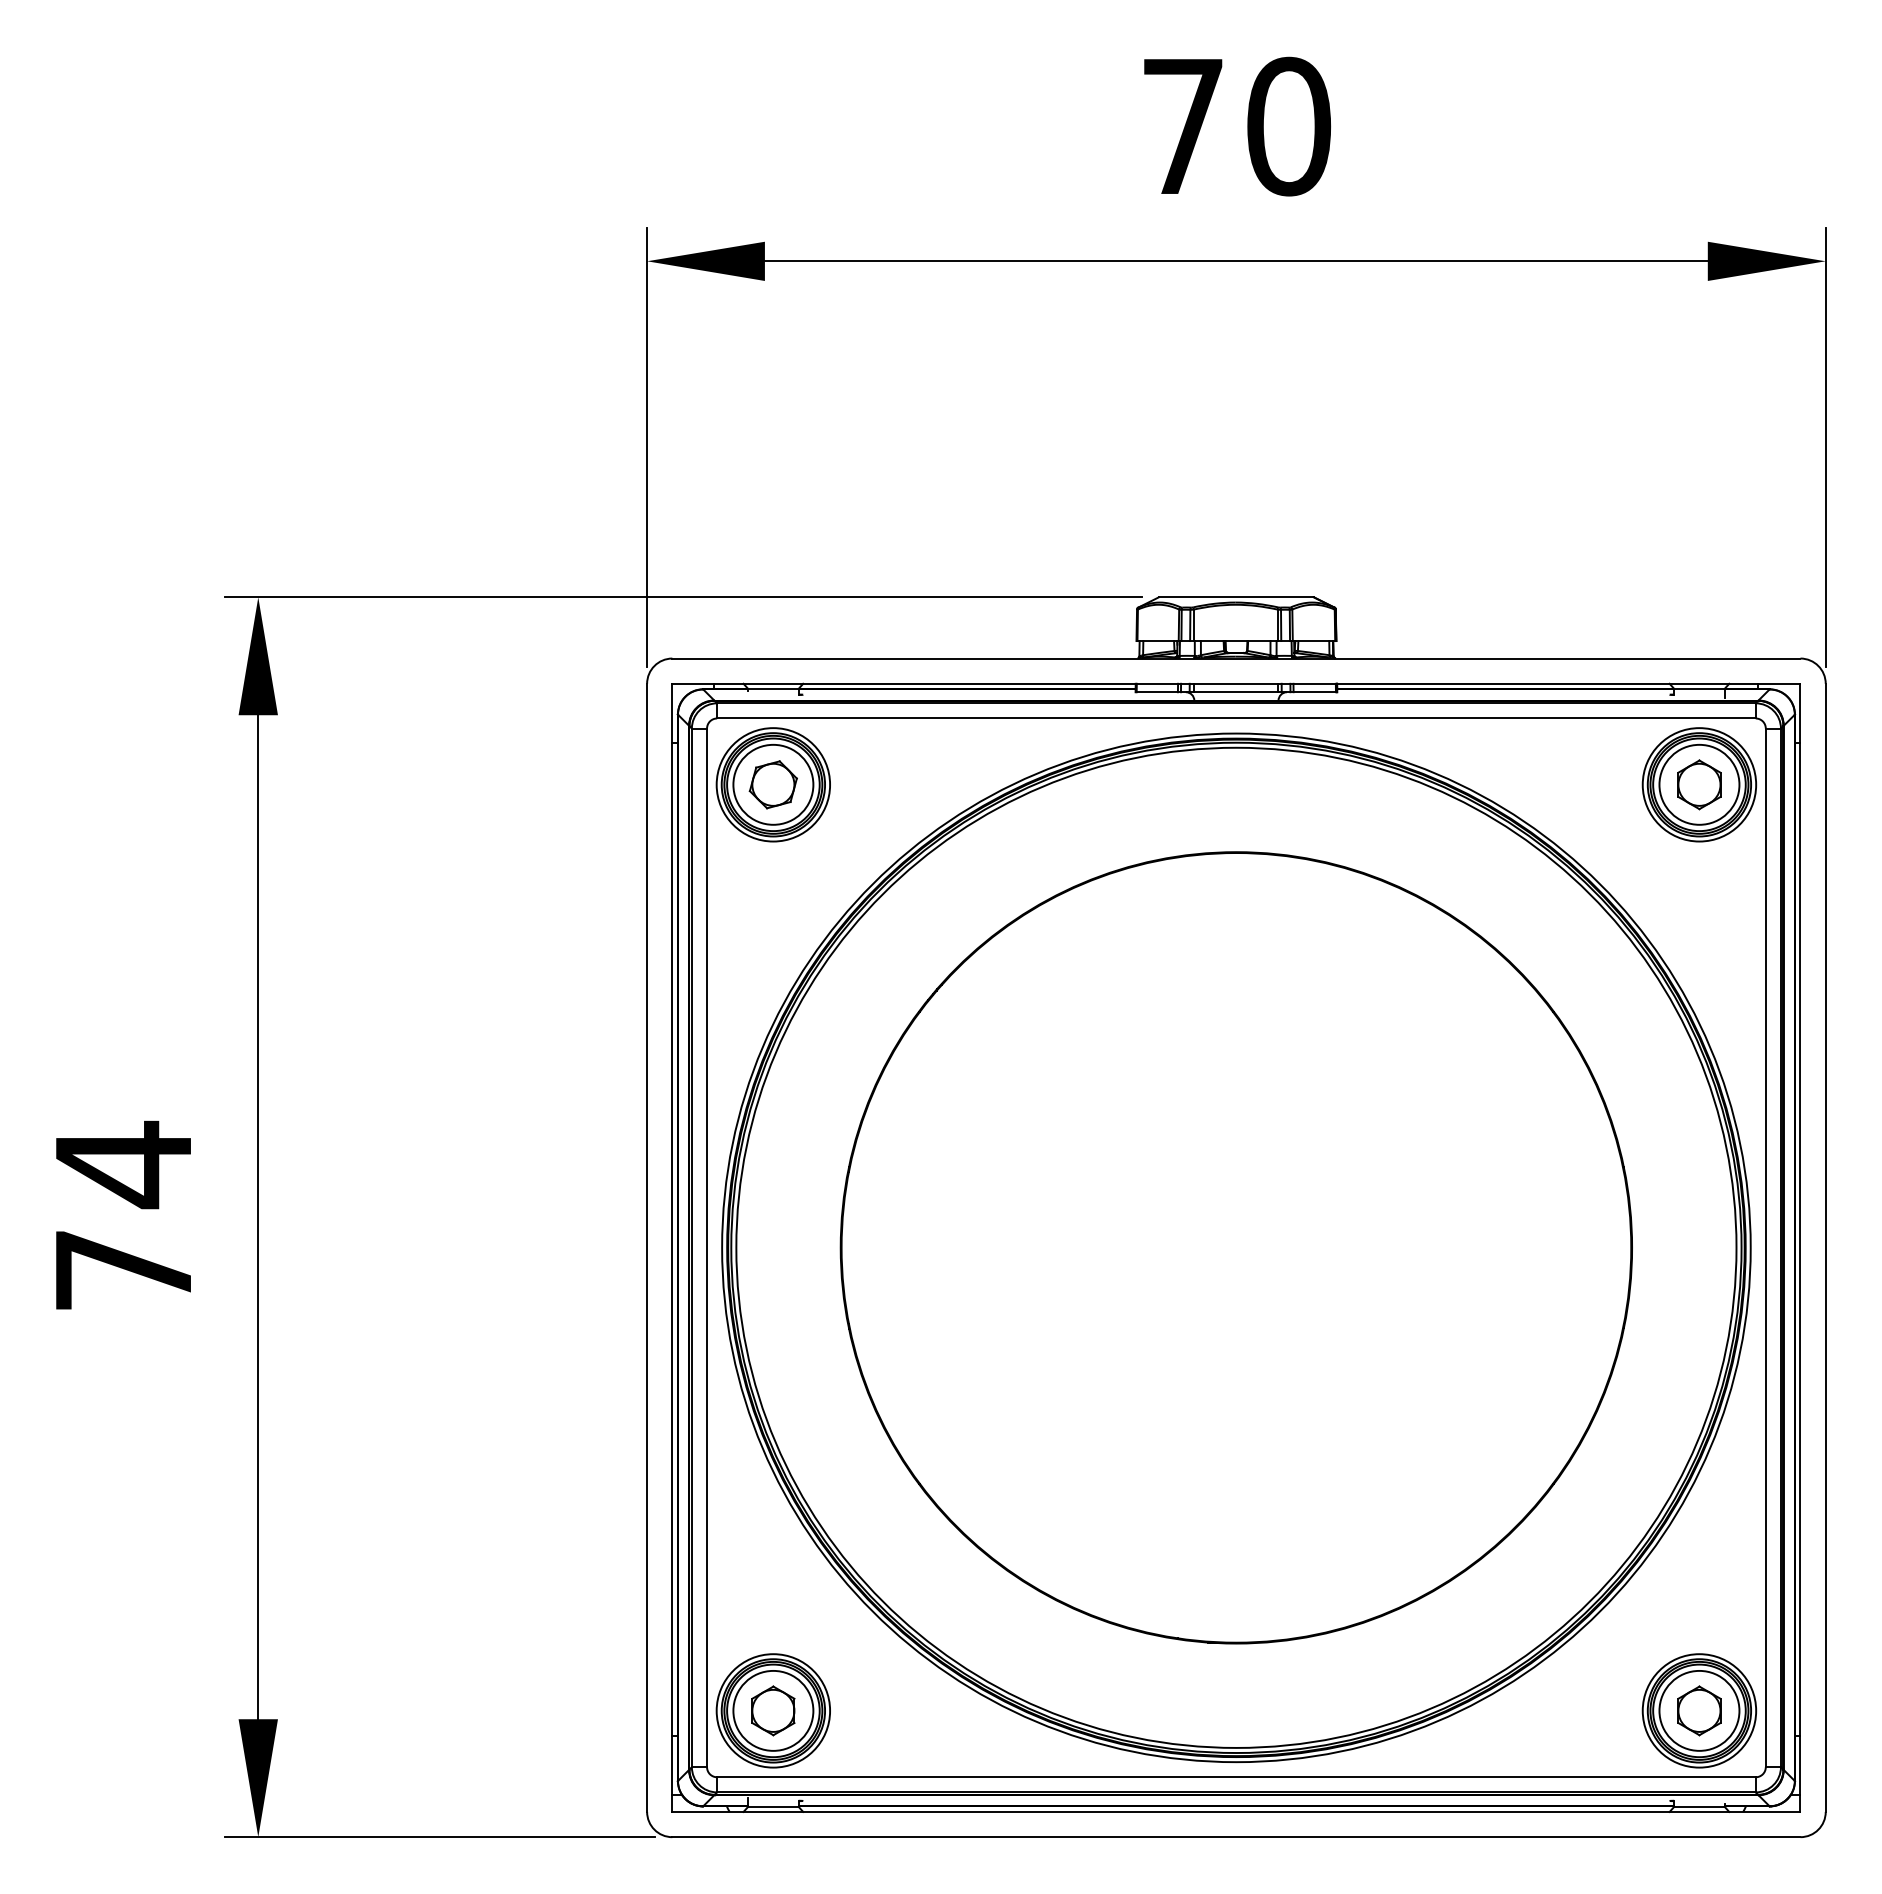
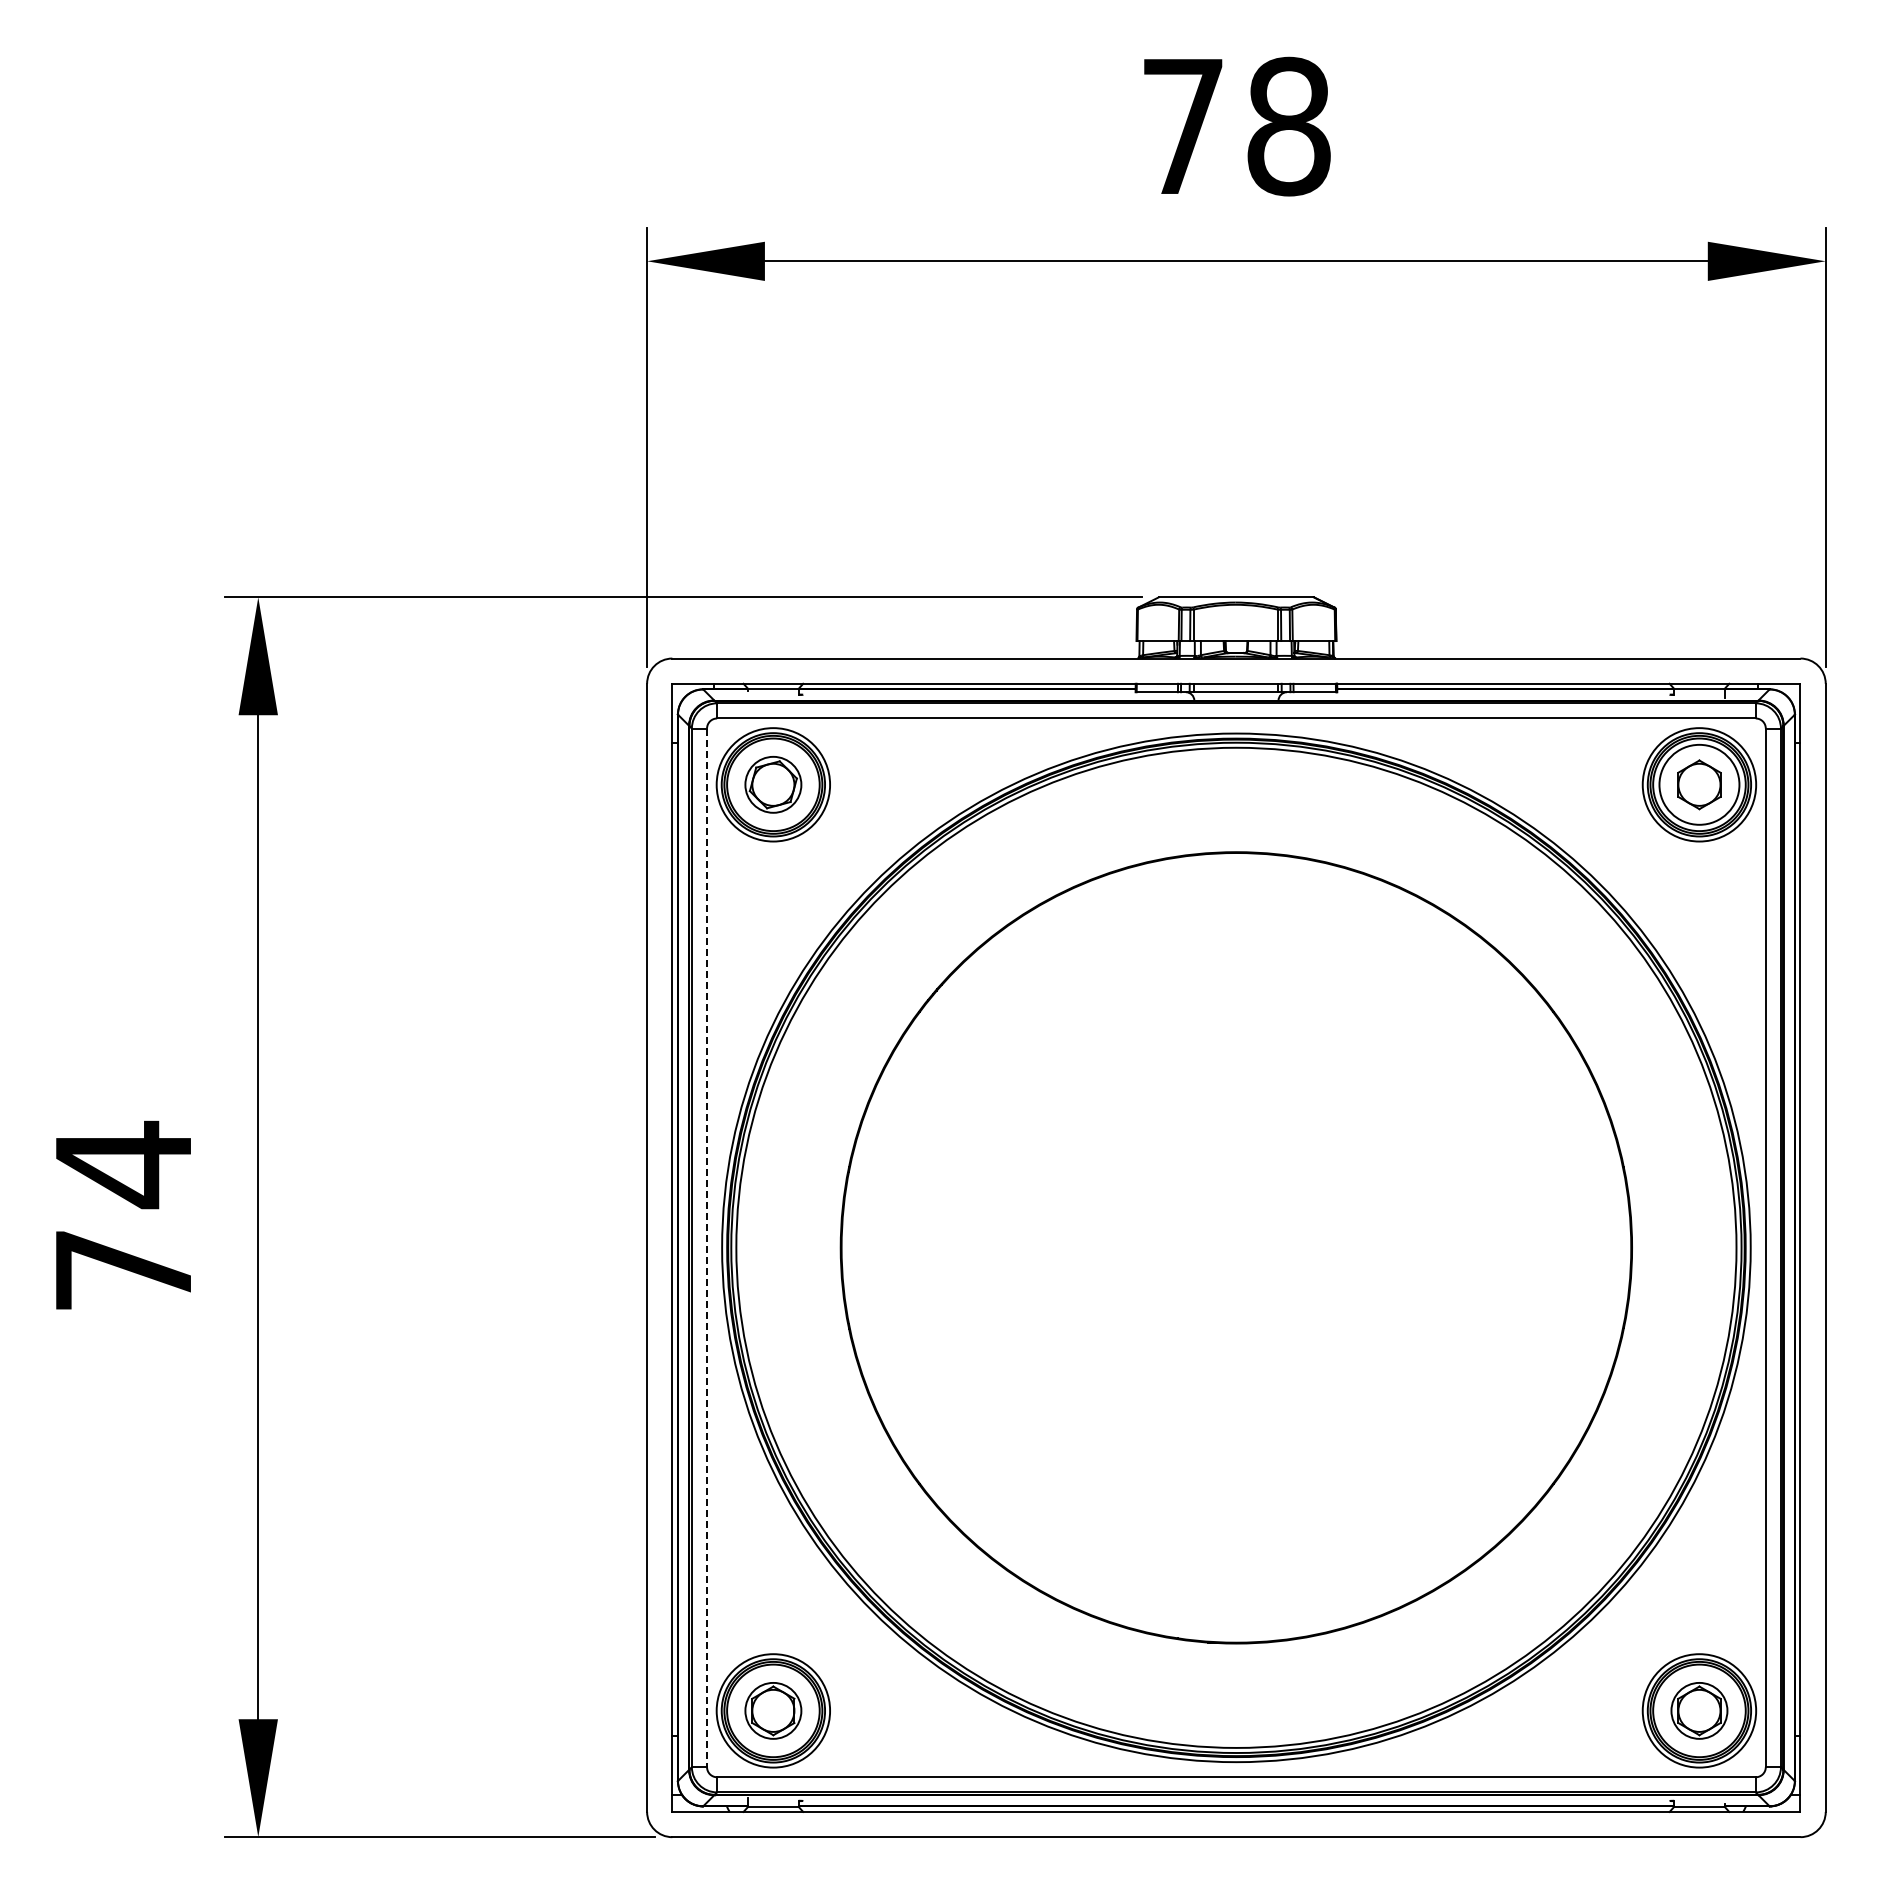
text: 70 -> 78 (1289, 126)
circle diameter: 80 px -> 56 px (773, 784)
line: solid -> dashed (707, 1248)
circle diameter: 80 px -> 56 px (773, 1710)
circle diameter: 80 px -> 56 px (1699, 1710)
